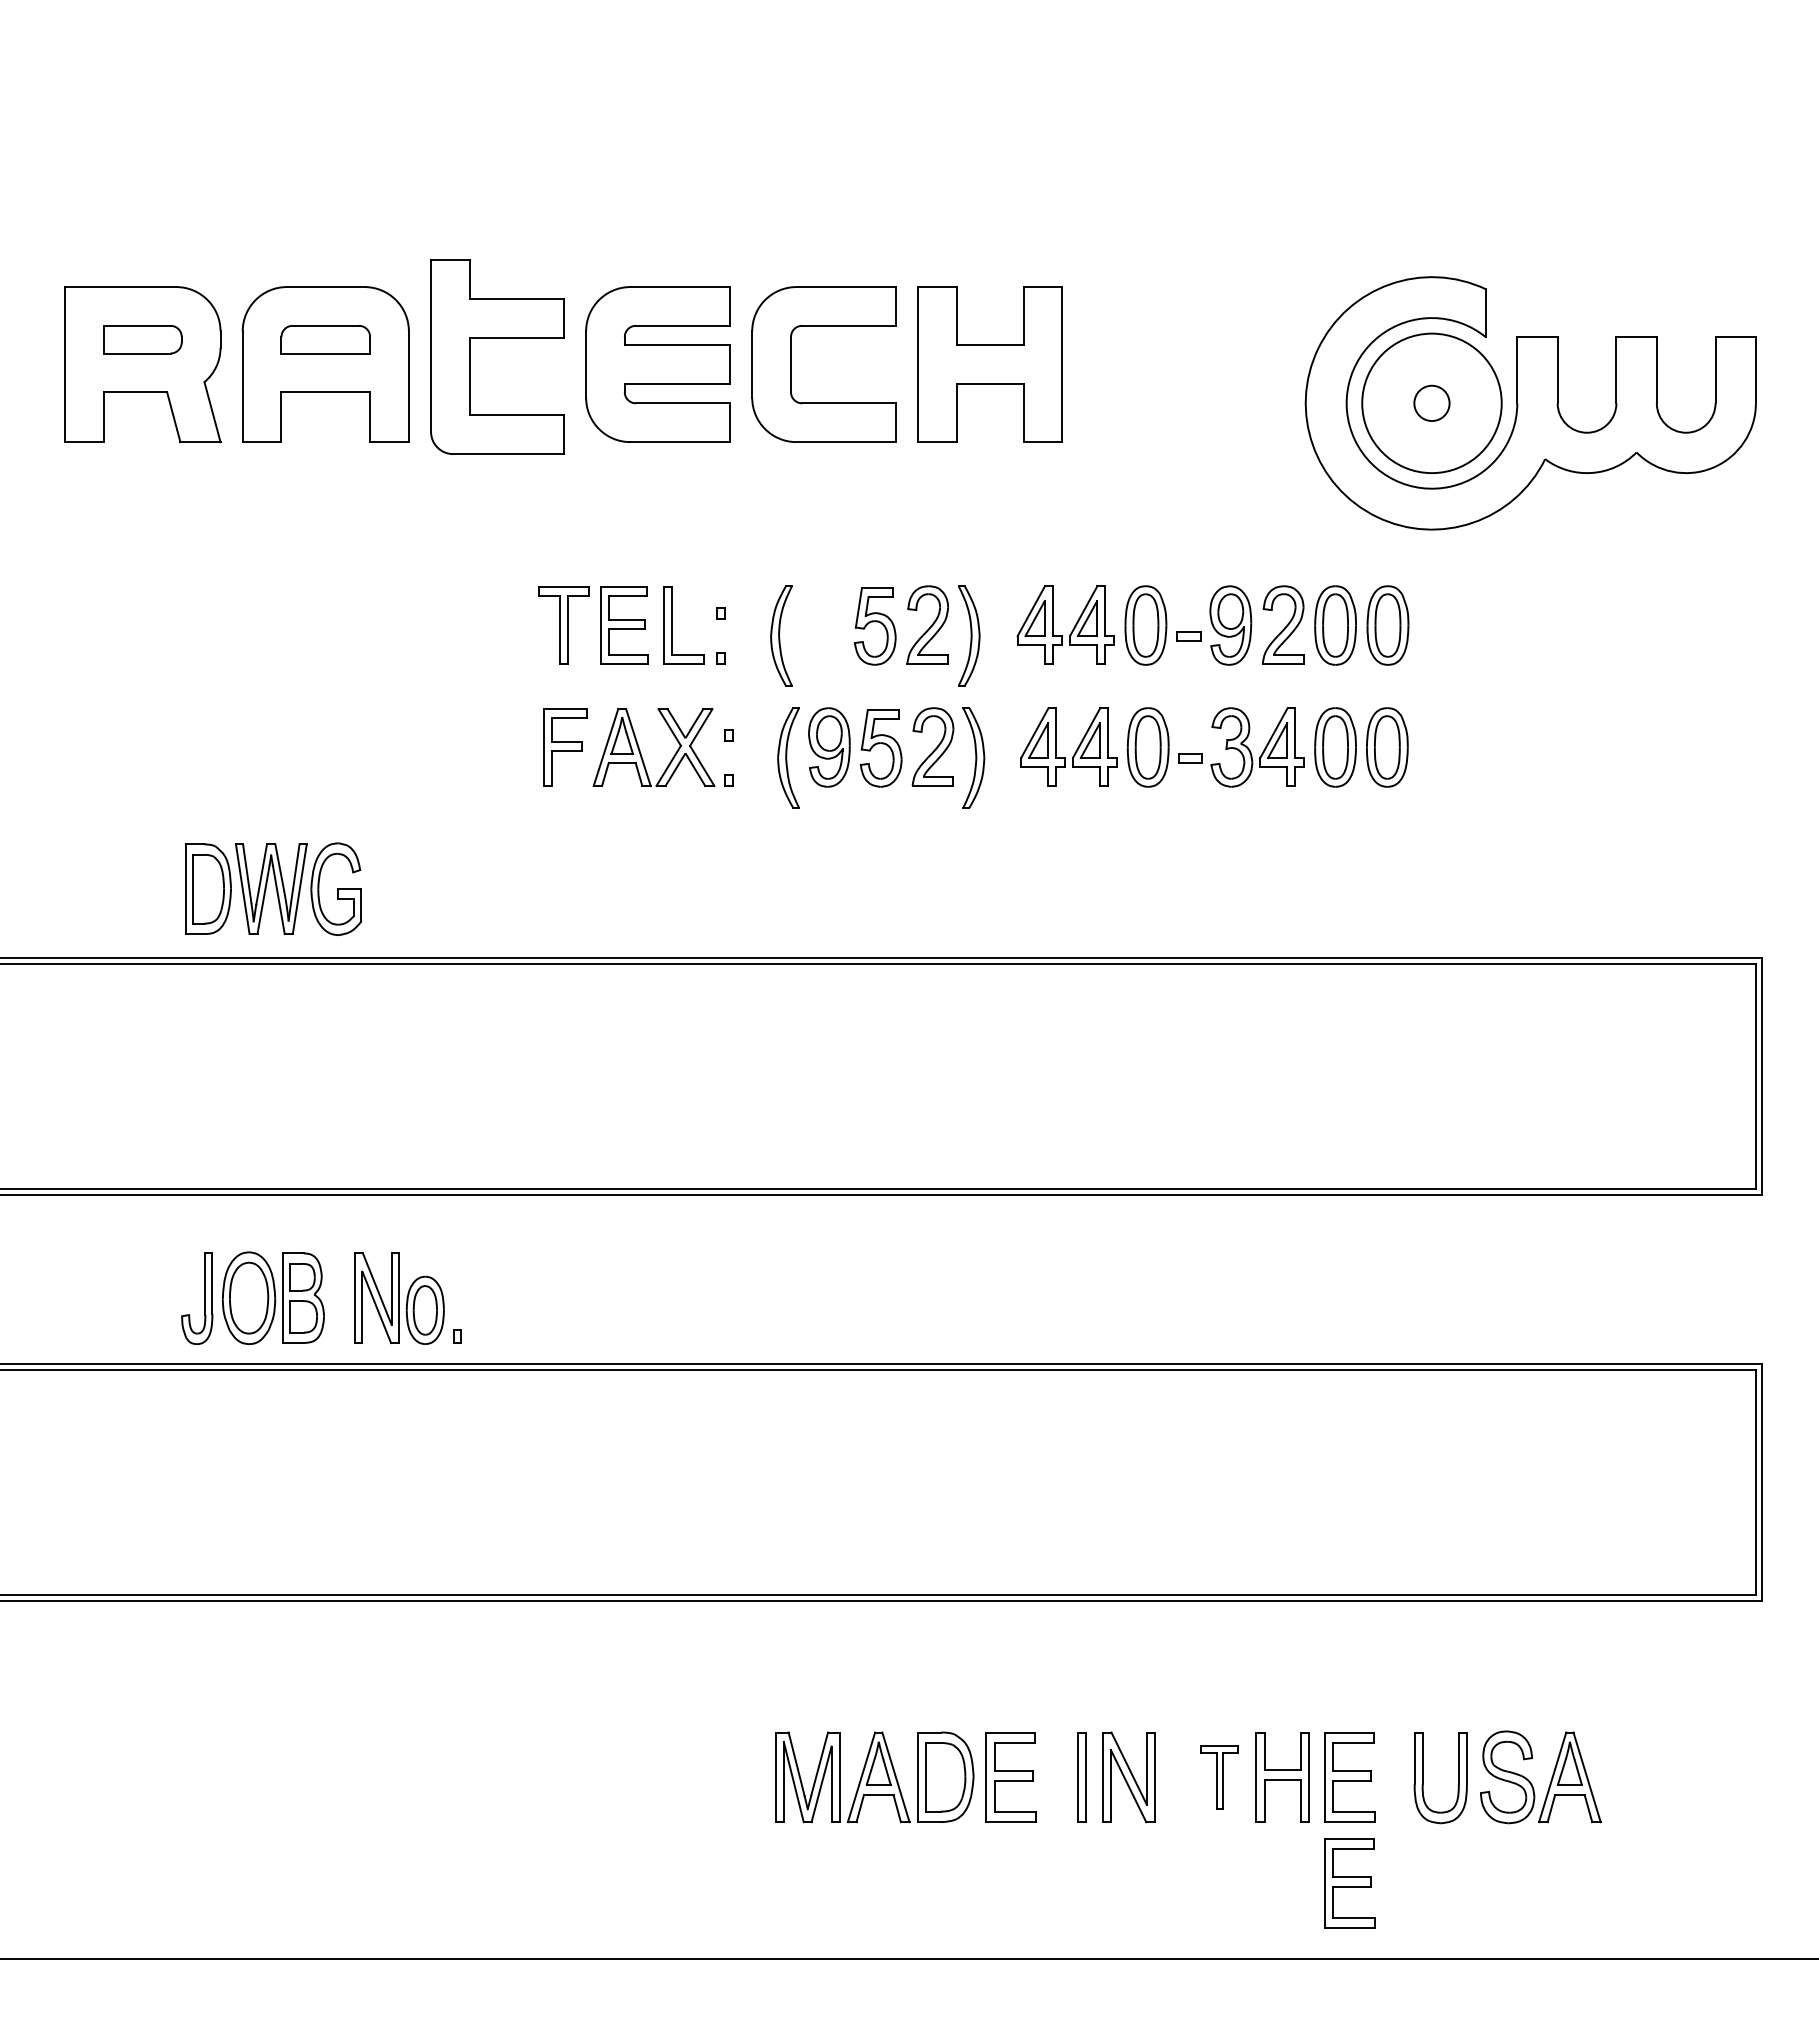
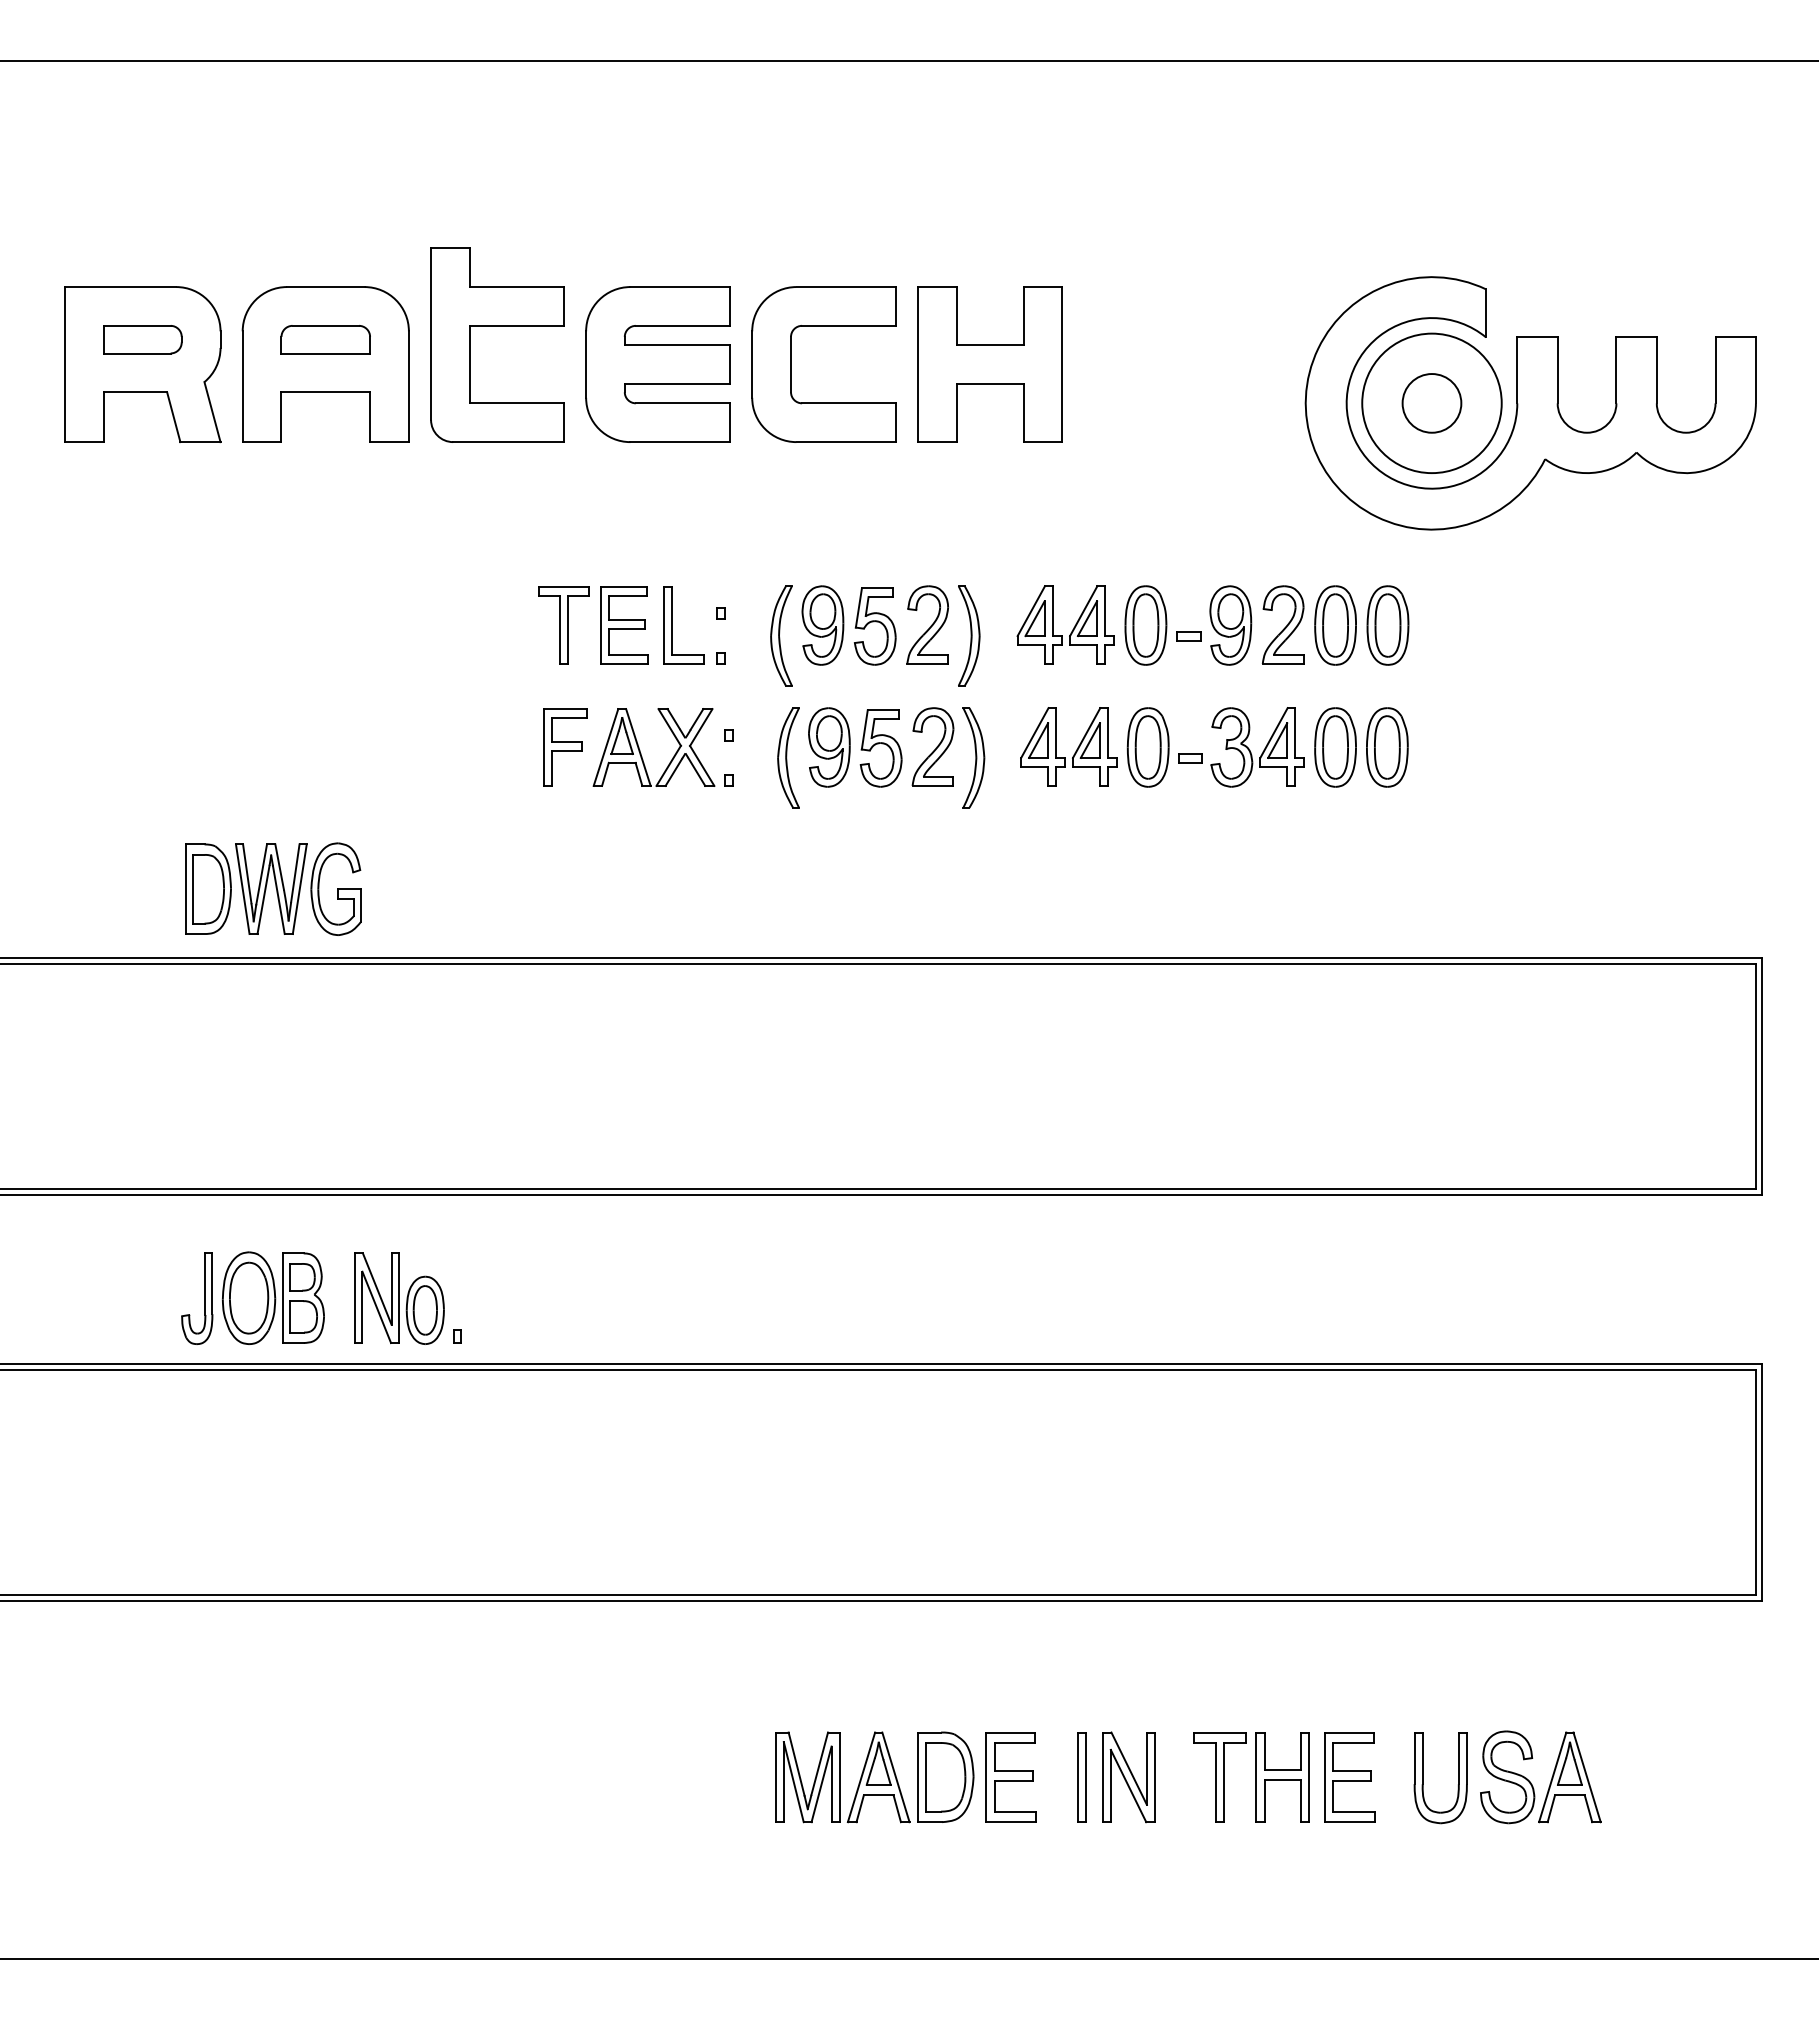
line: none -> present (908, 60)
part position: (497, 338) -> (497, 326) (497, 326)
circle diameter: 35 px -> 59 px (1431, 403)
part: none -> present (822, 625)
part size: 39x65 px -> 54x91 px (1219, 1777)
part: present -> none (1349, 1883)
